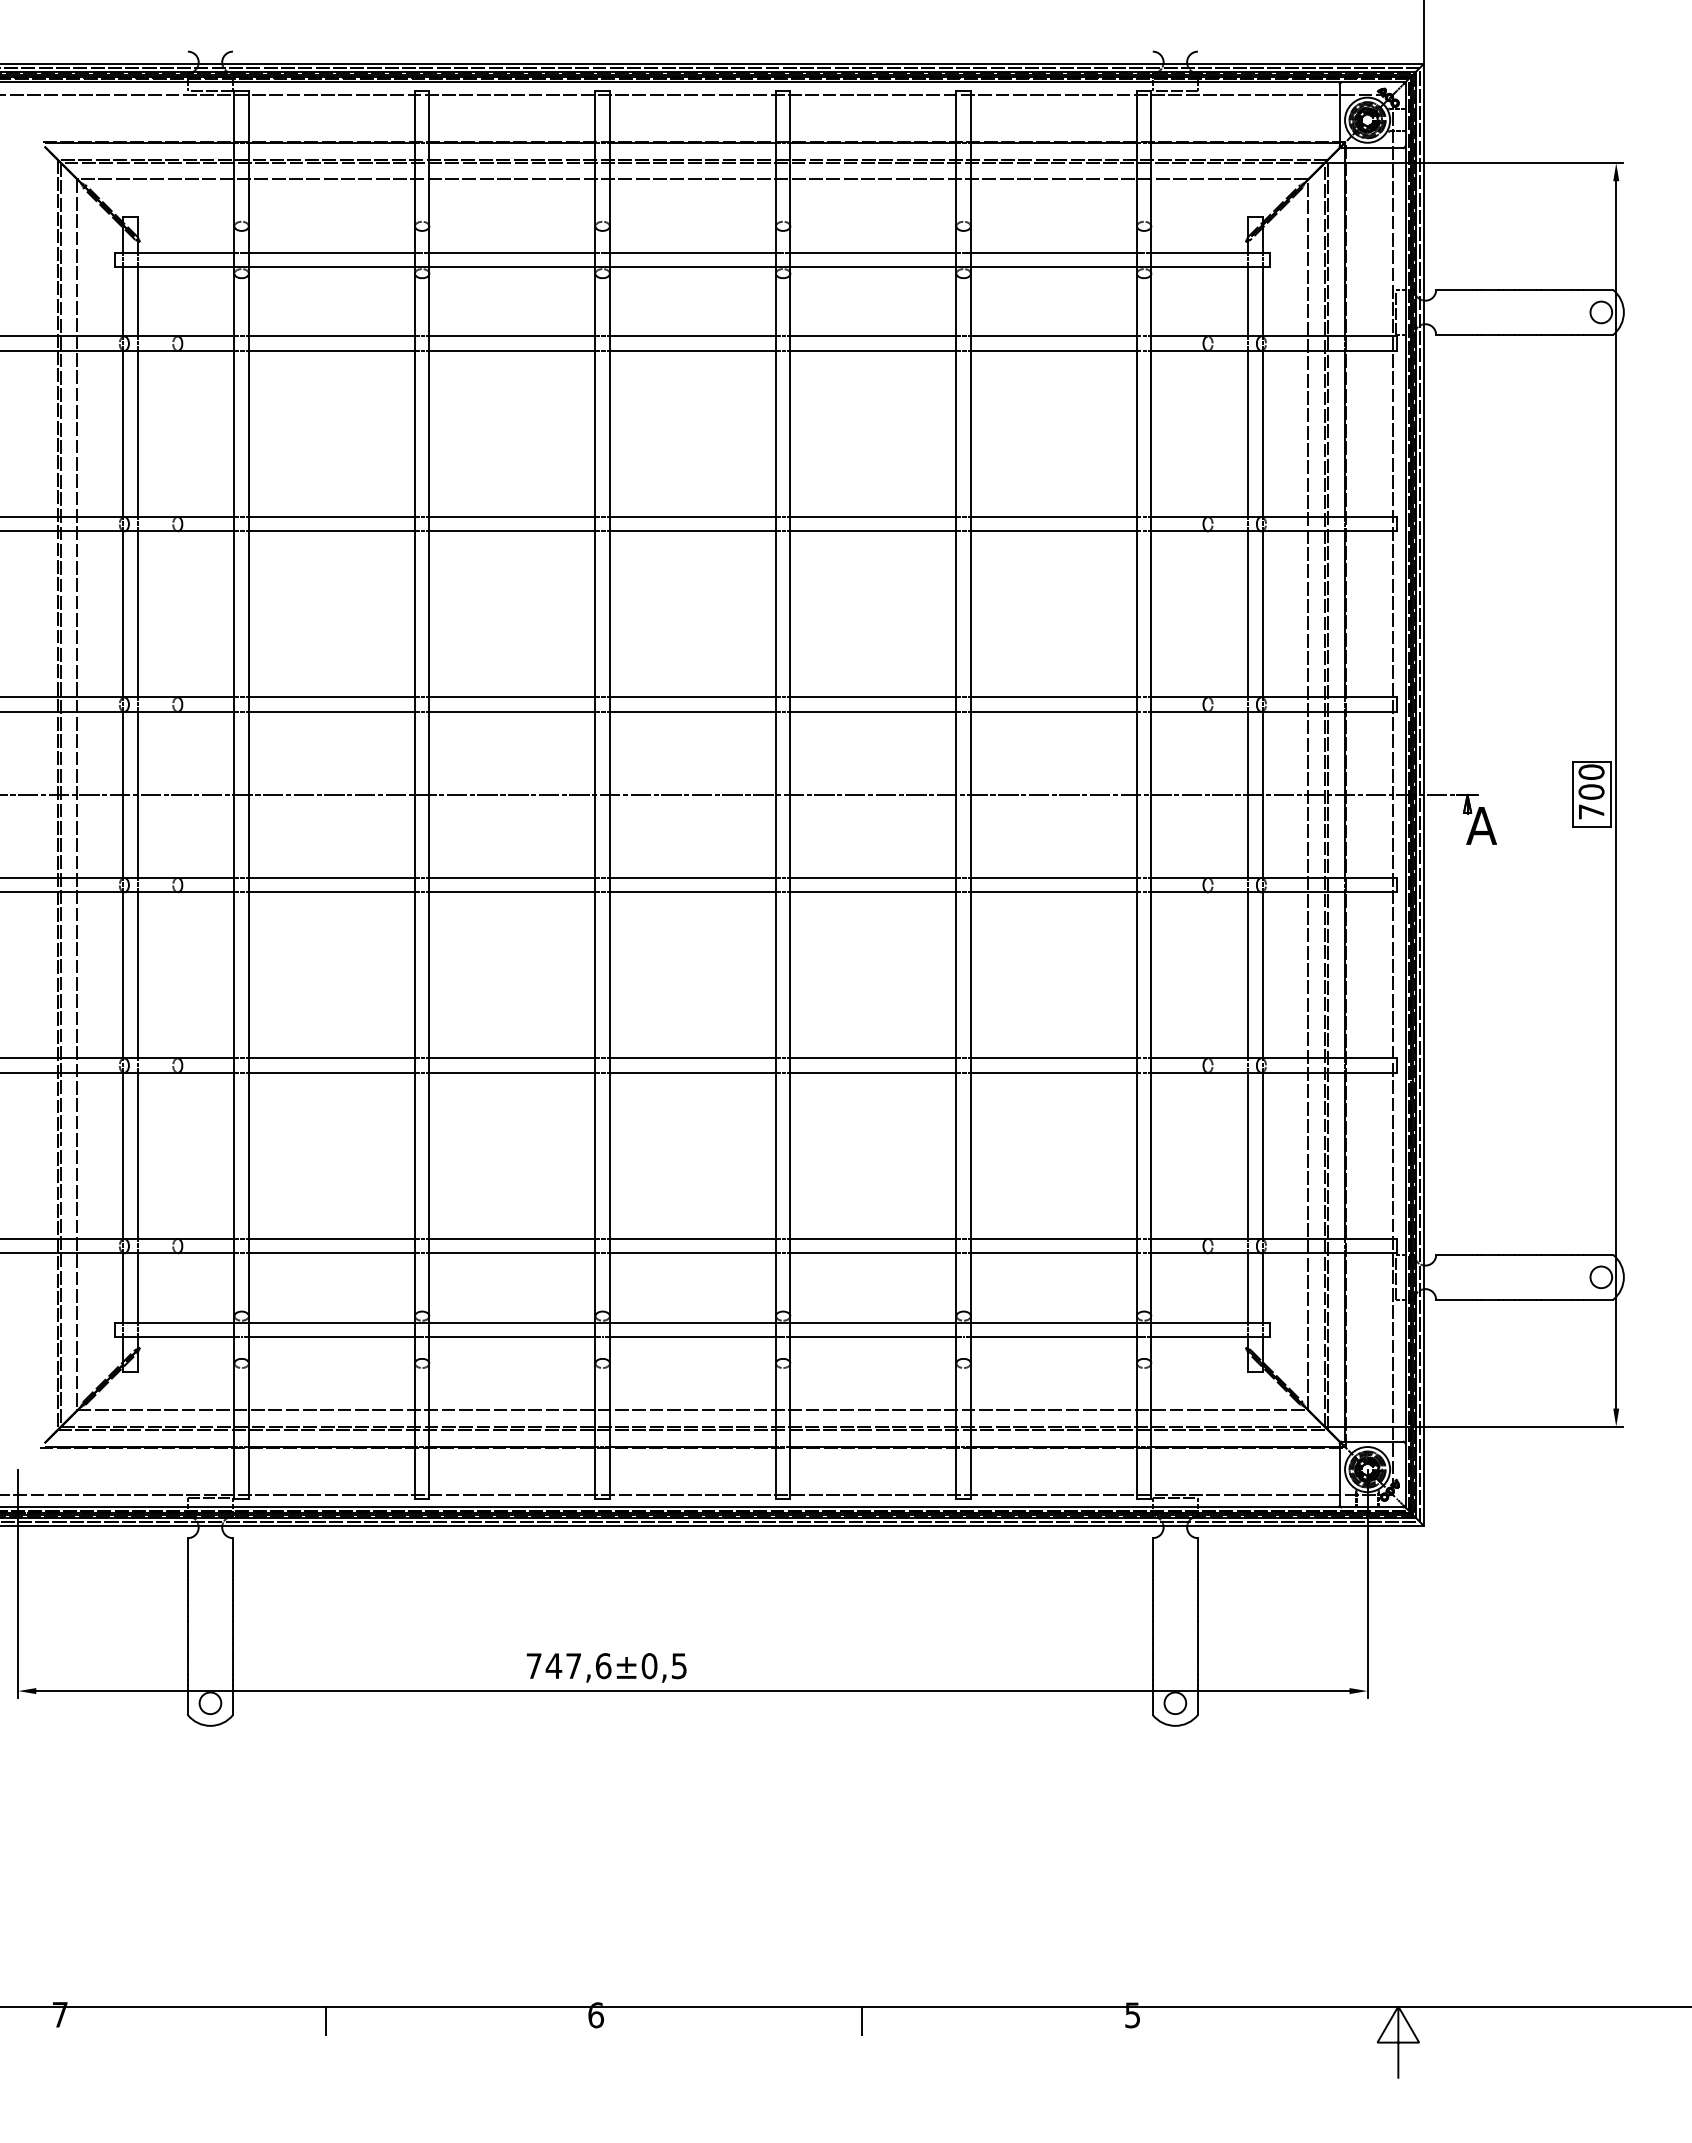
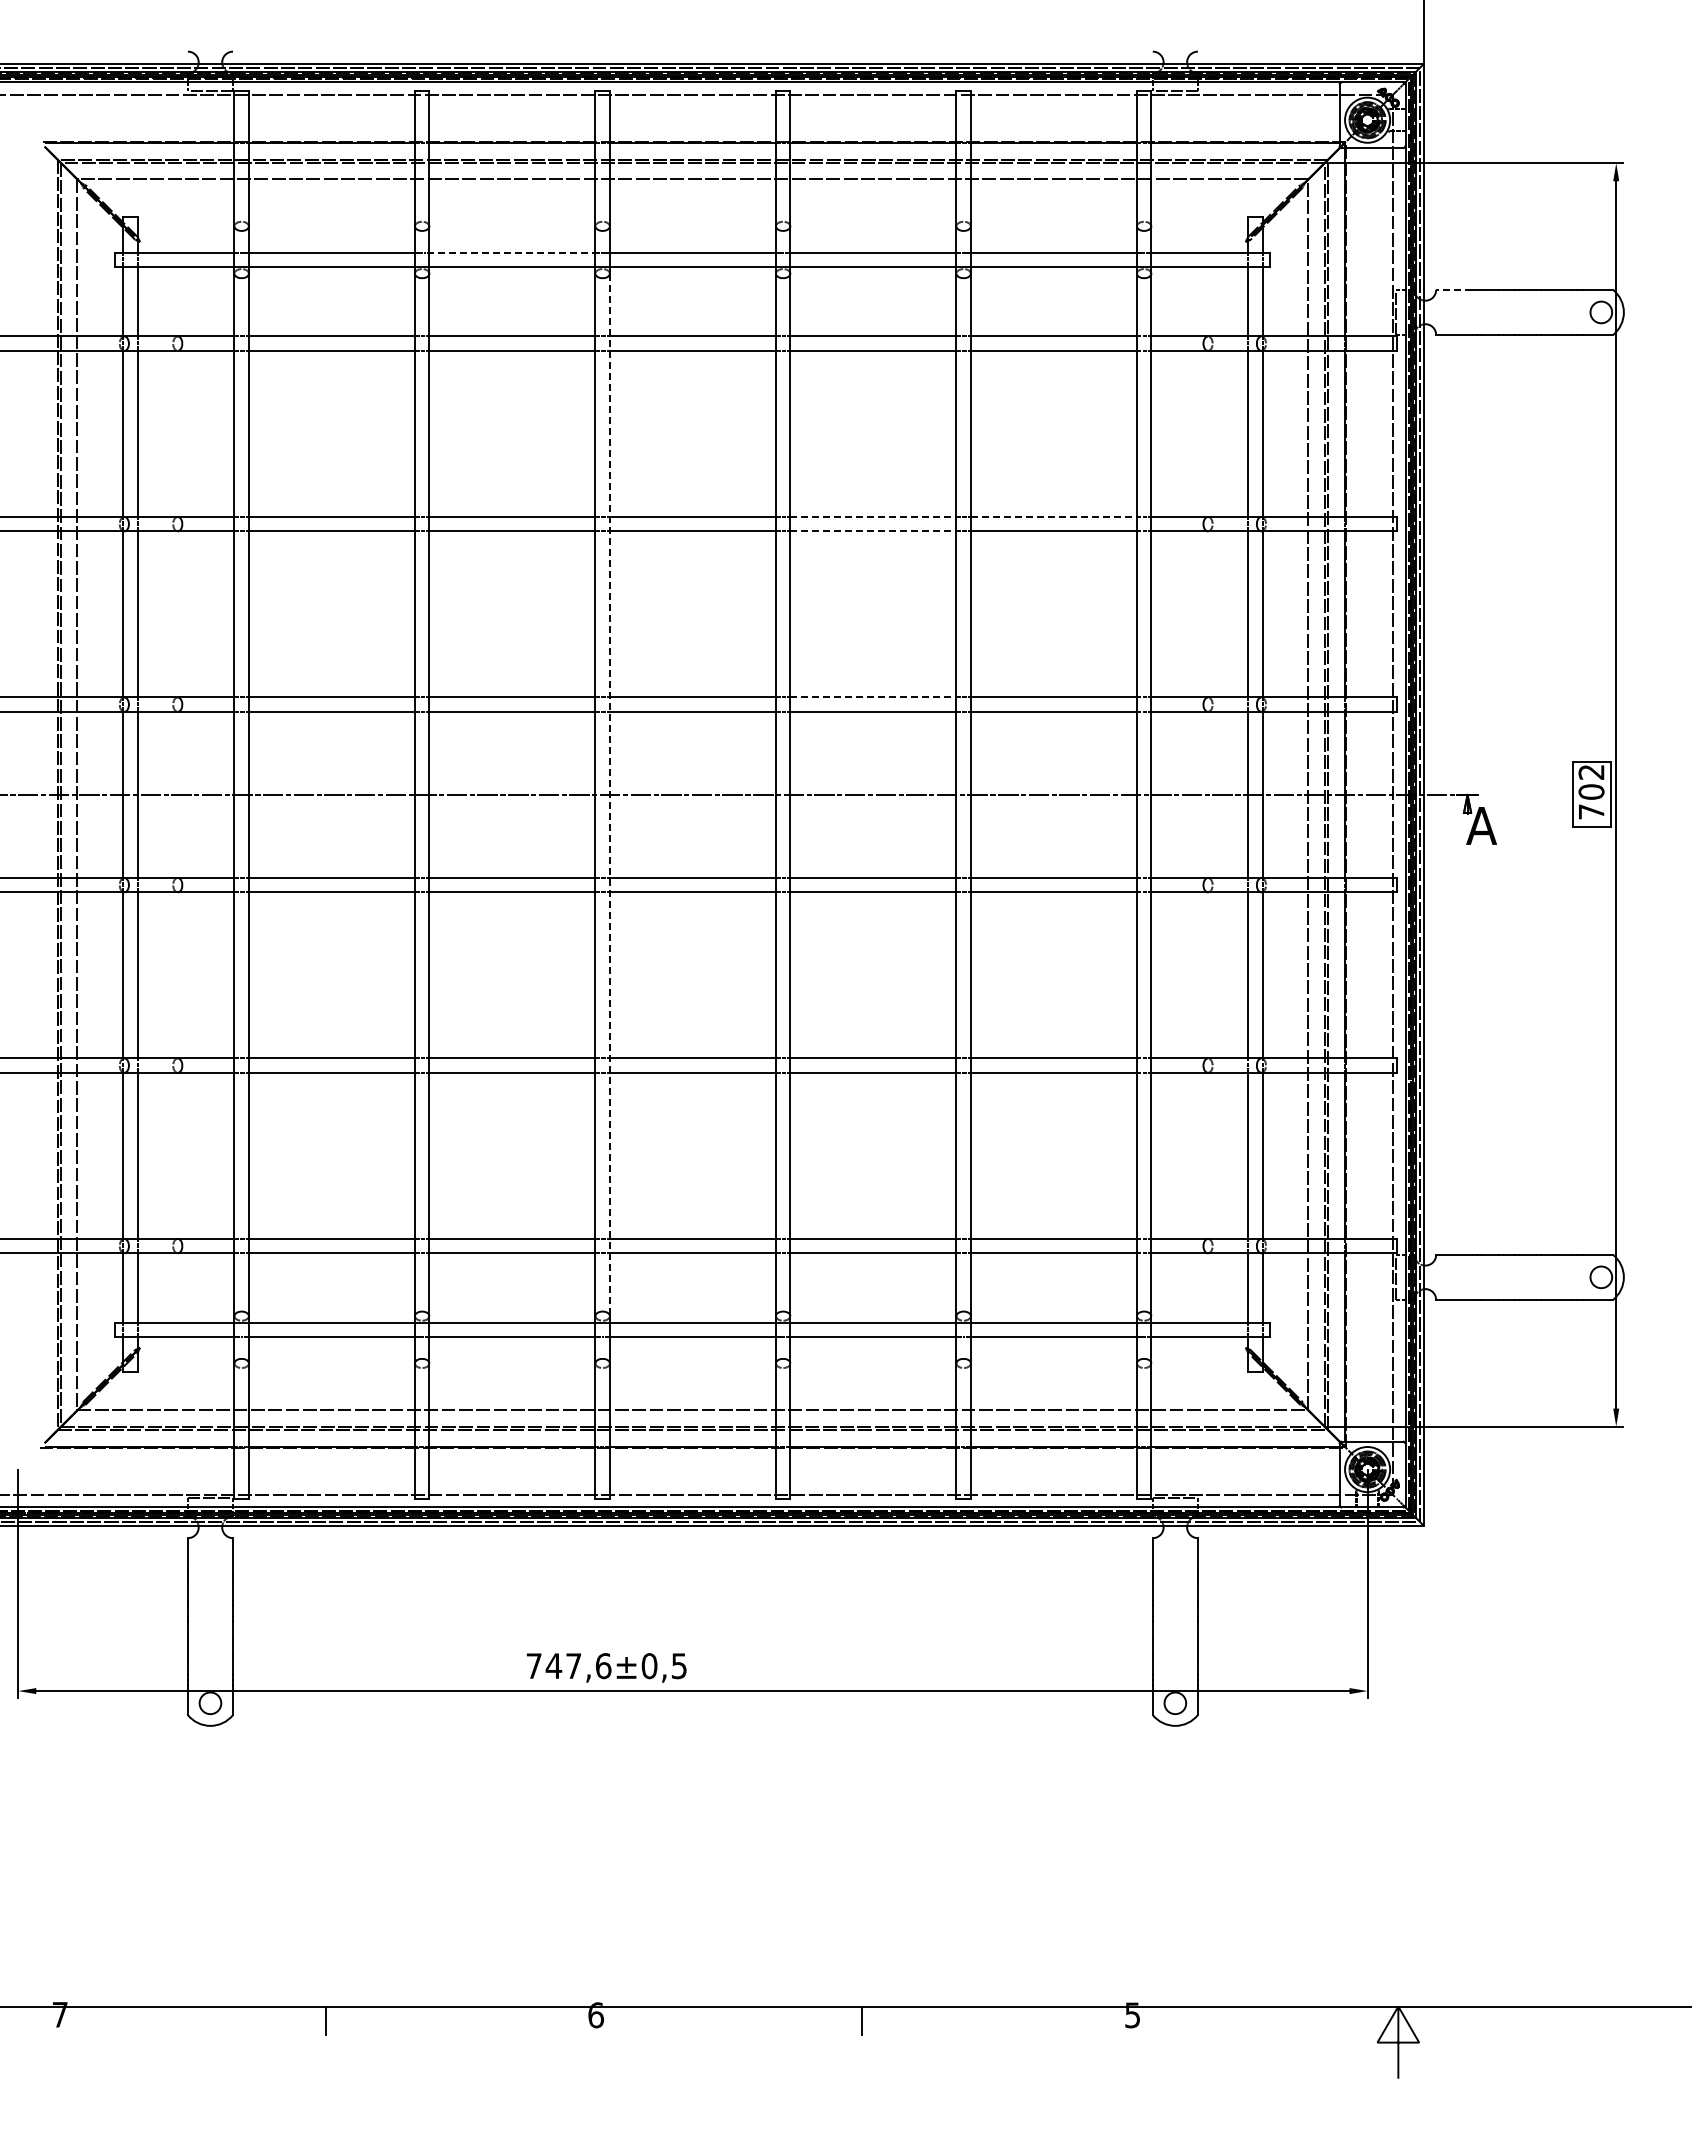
line: solid -> dashed (511, 252)
line: solid -> dashed (1453, 289)
line: solid -> dashed (873, 516)
line: solid -> dashed (1054, 516)
line: solid -> dashed (873, 531)
line: solid -> dashed (873, 697)
text: 700 -> 702 (1591, 771)
line: solid -> dashed (609, 795)
